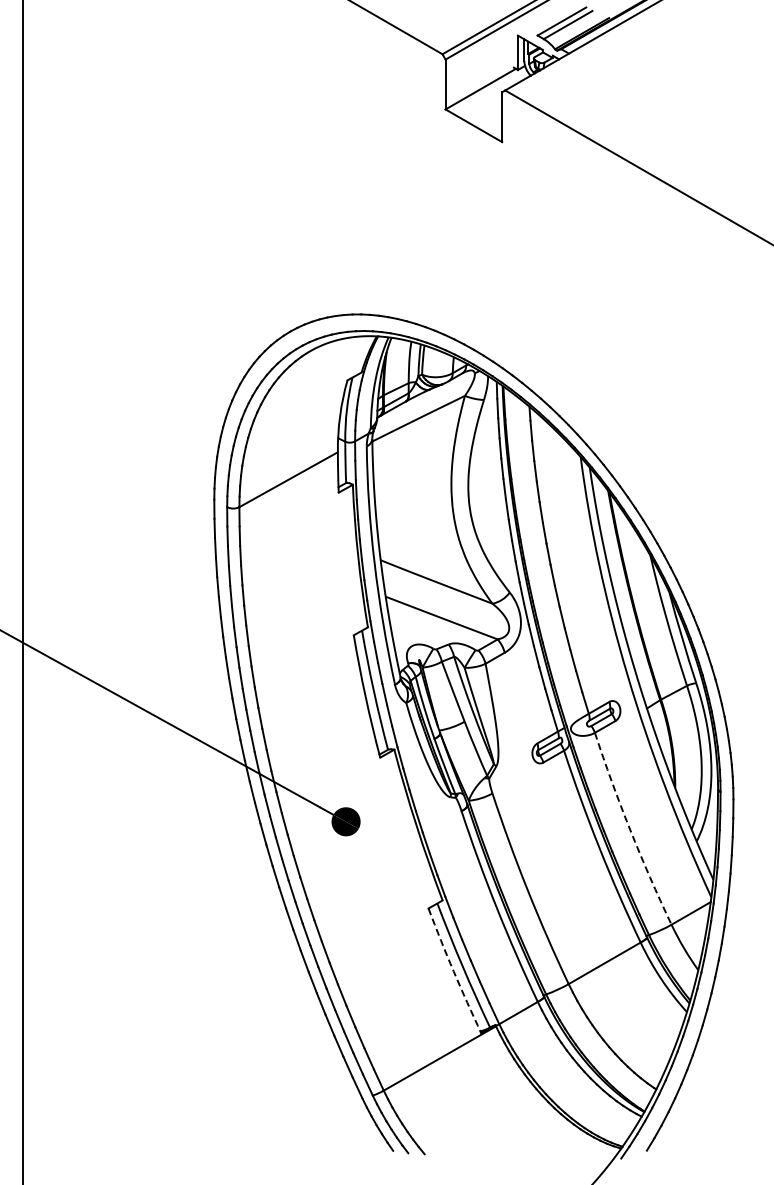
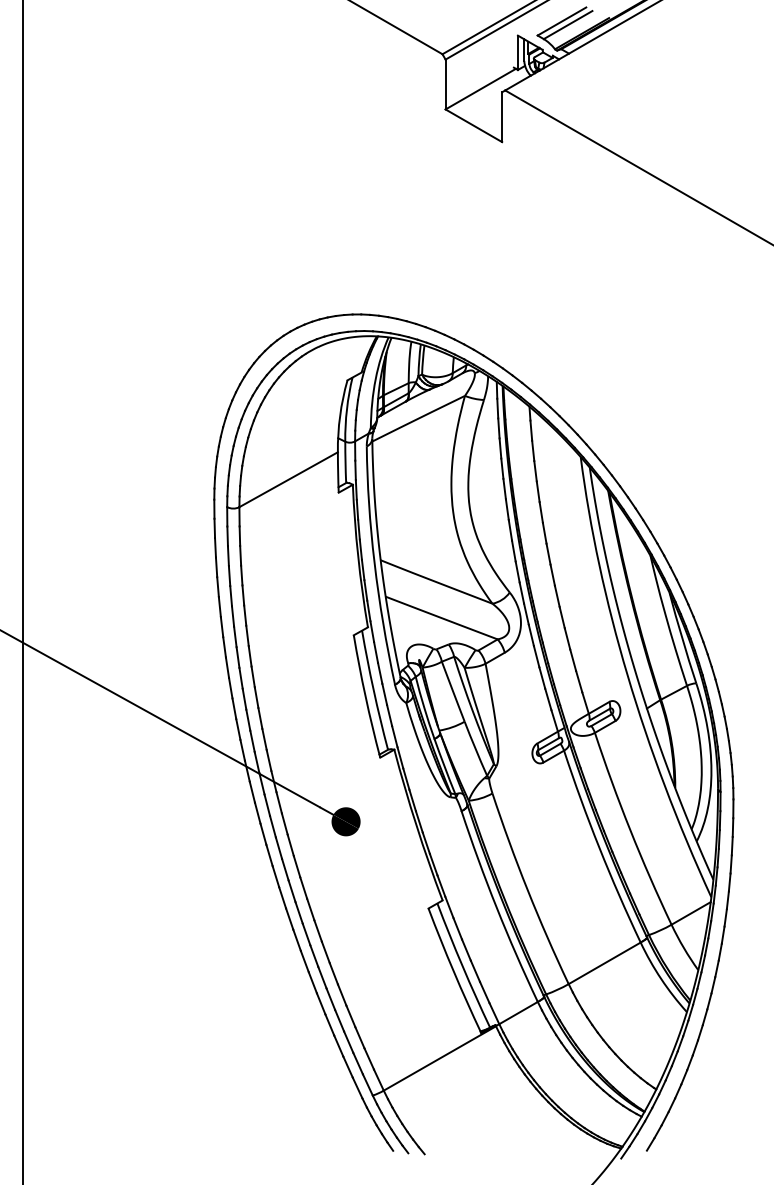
arc: dashed -> solid (630, 829)
arc: dashed -> solid (453, 971)
